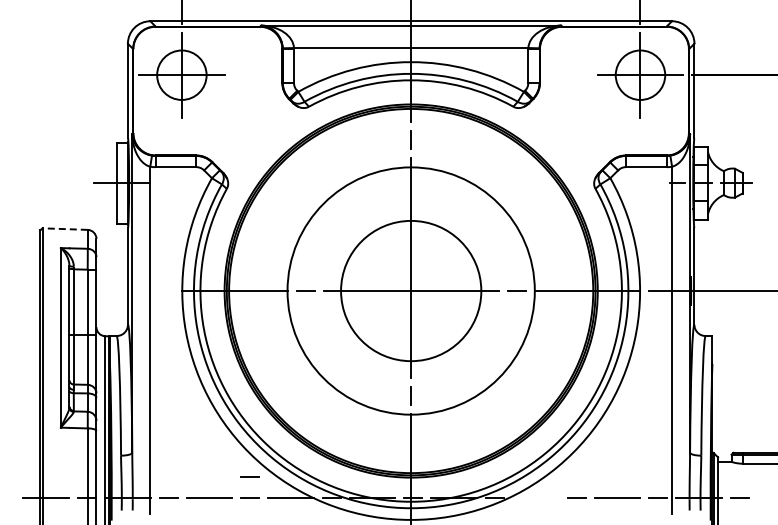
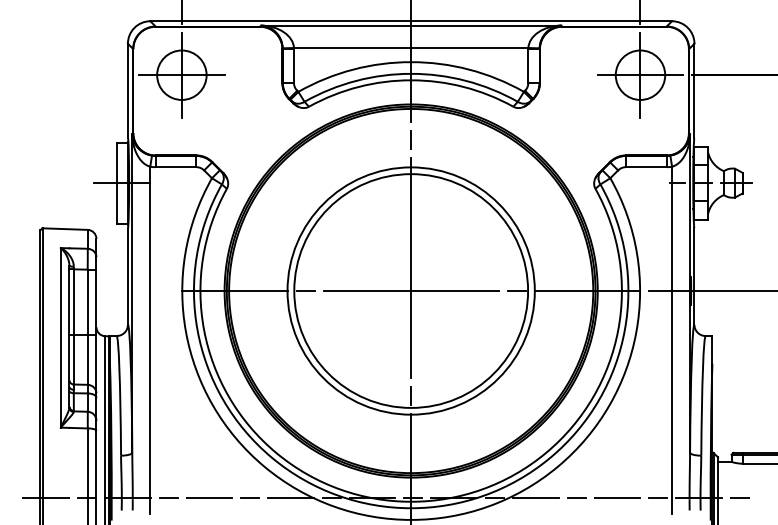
line: dashed -> solid (65, 229)
circle diameter: 140 px -> 234 px (411, 290)
line: present -> none (249, 476)
line: none -> present (535, 497)
